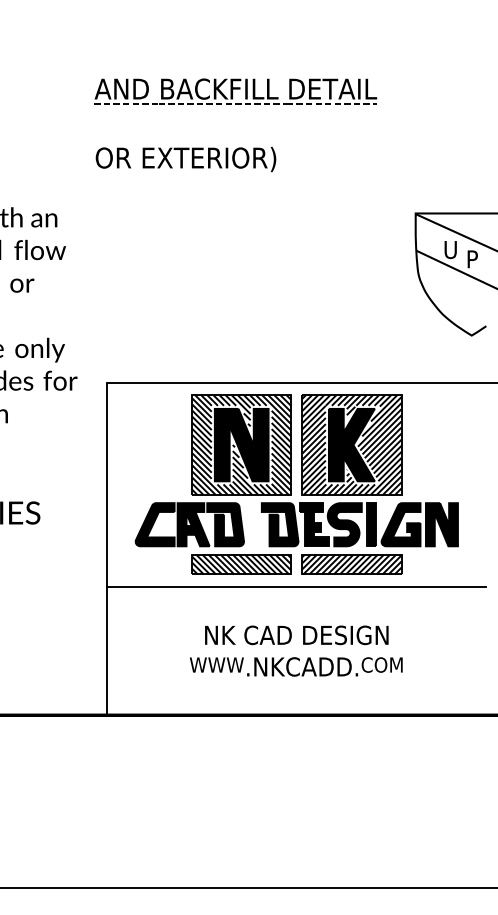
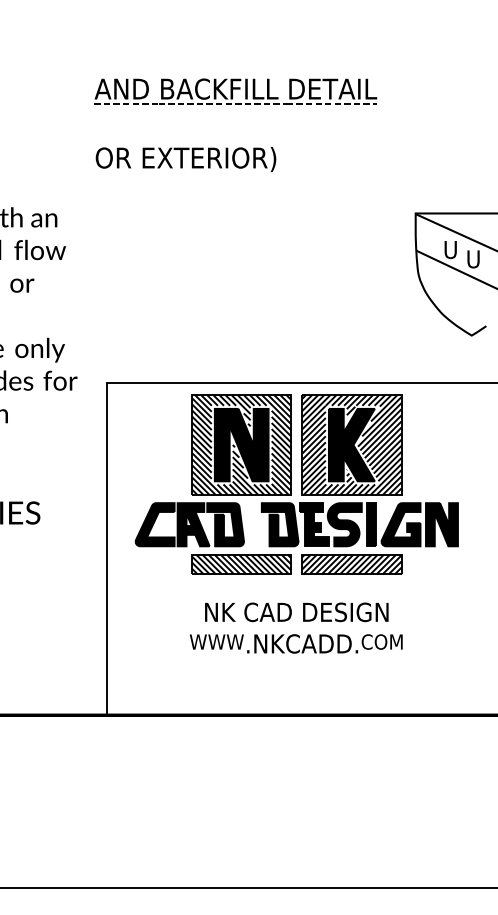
text: P -> U (473, 259)
line: present -> none (296, 587)
text position: (296, 650) -> (296, 627) (296, 627)
